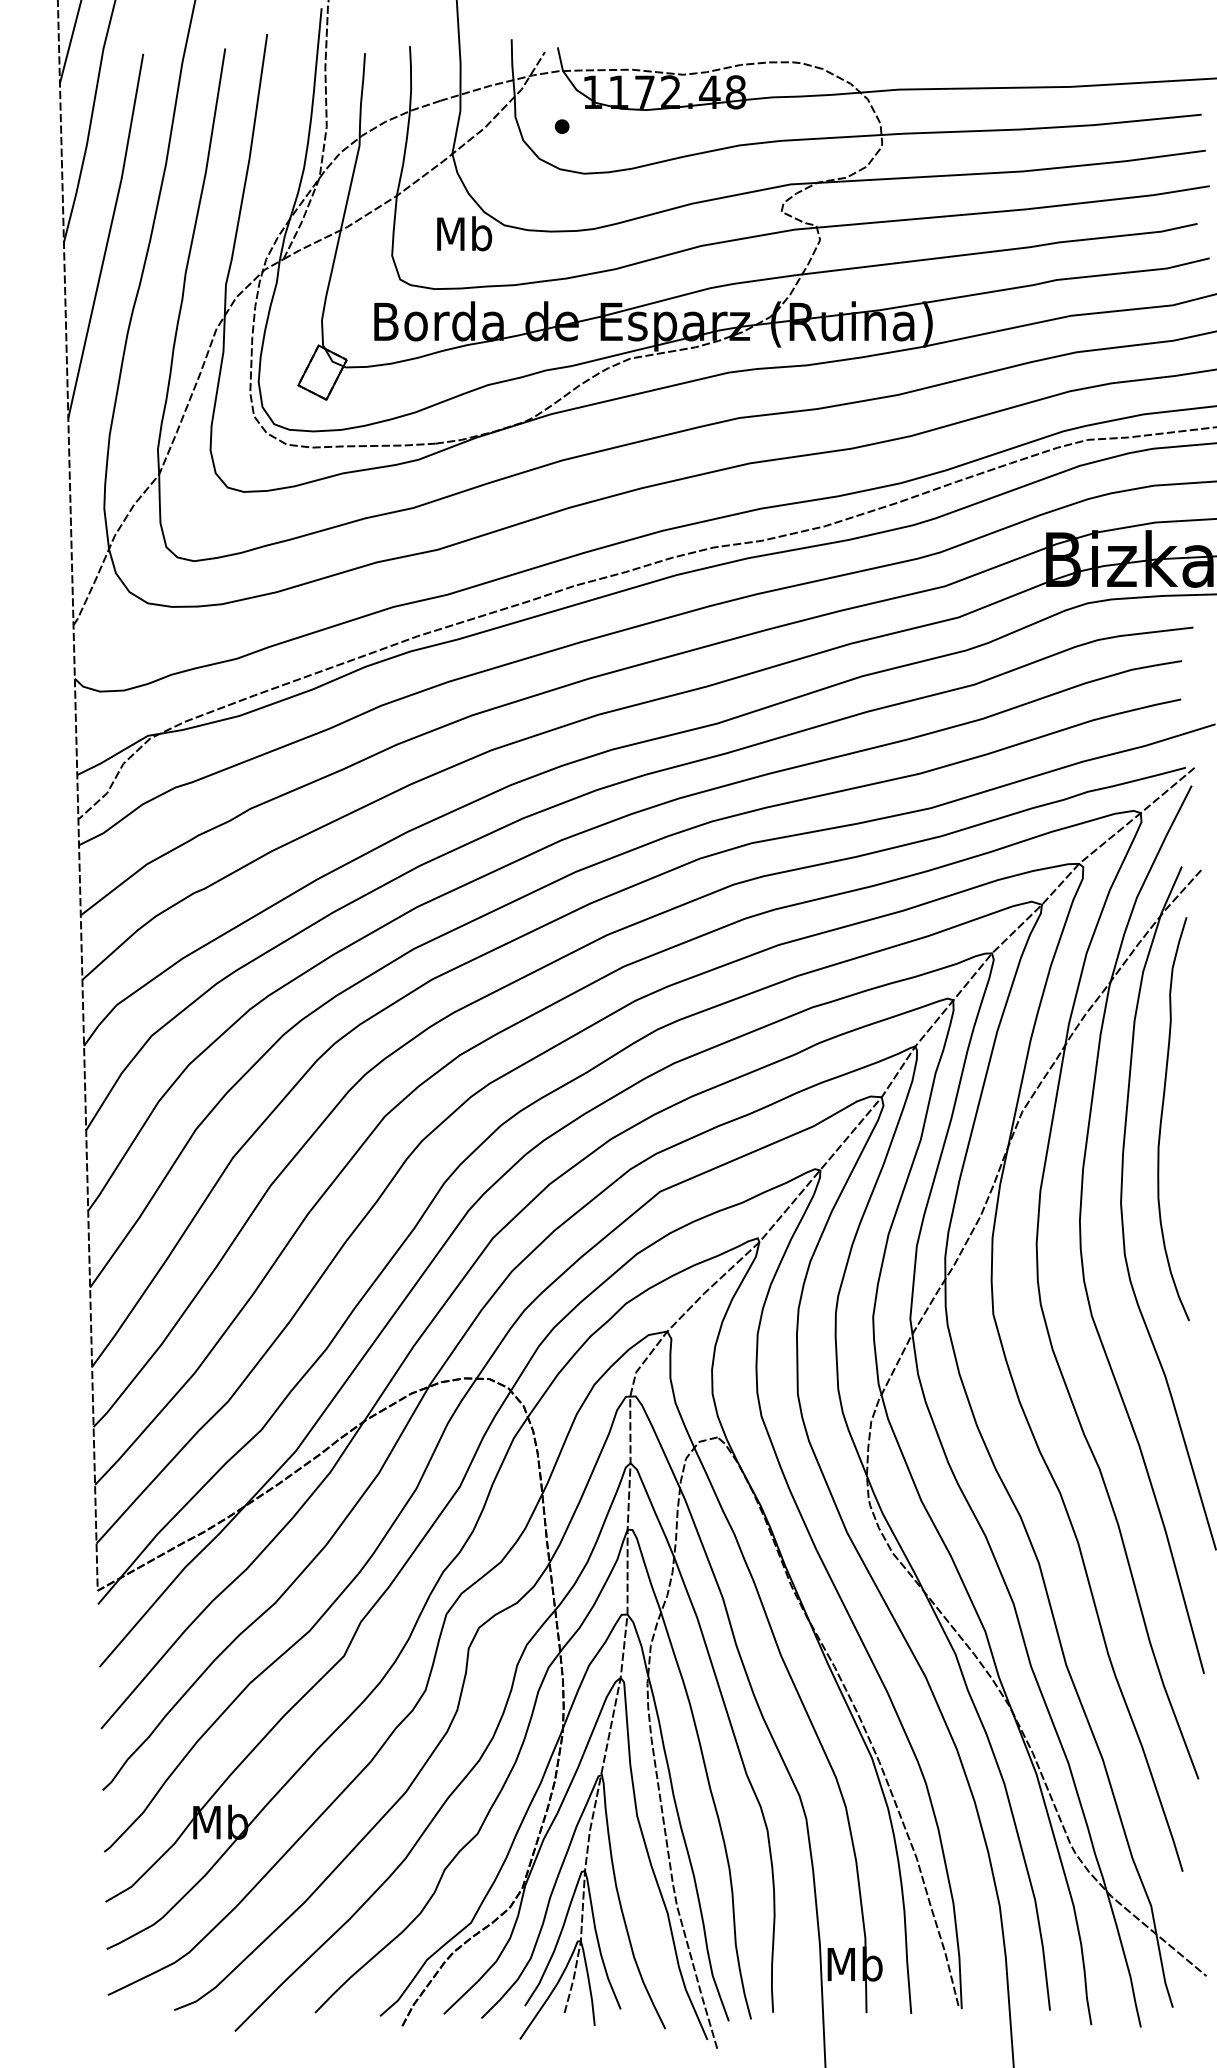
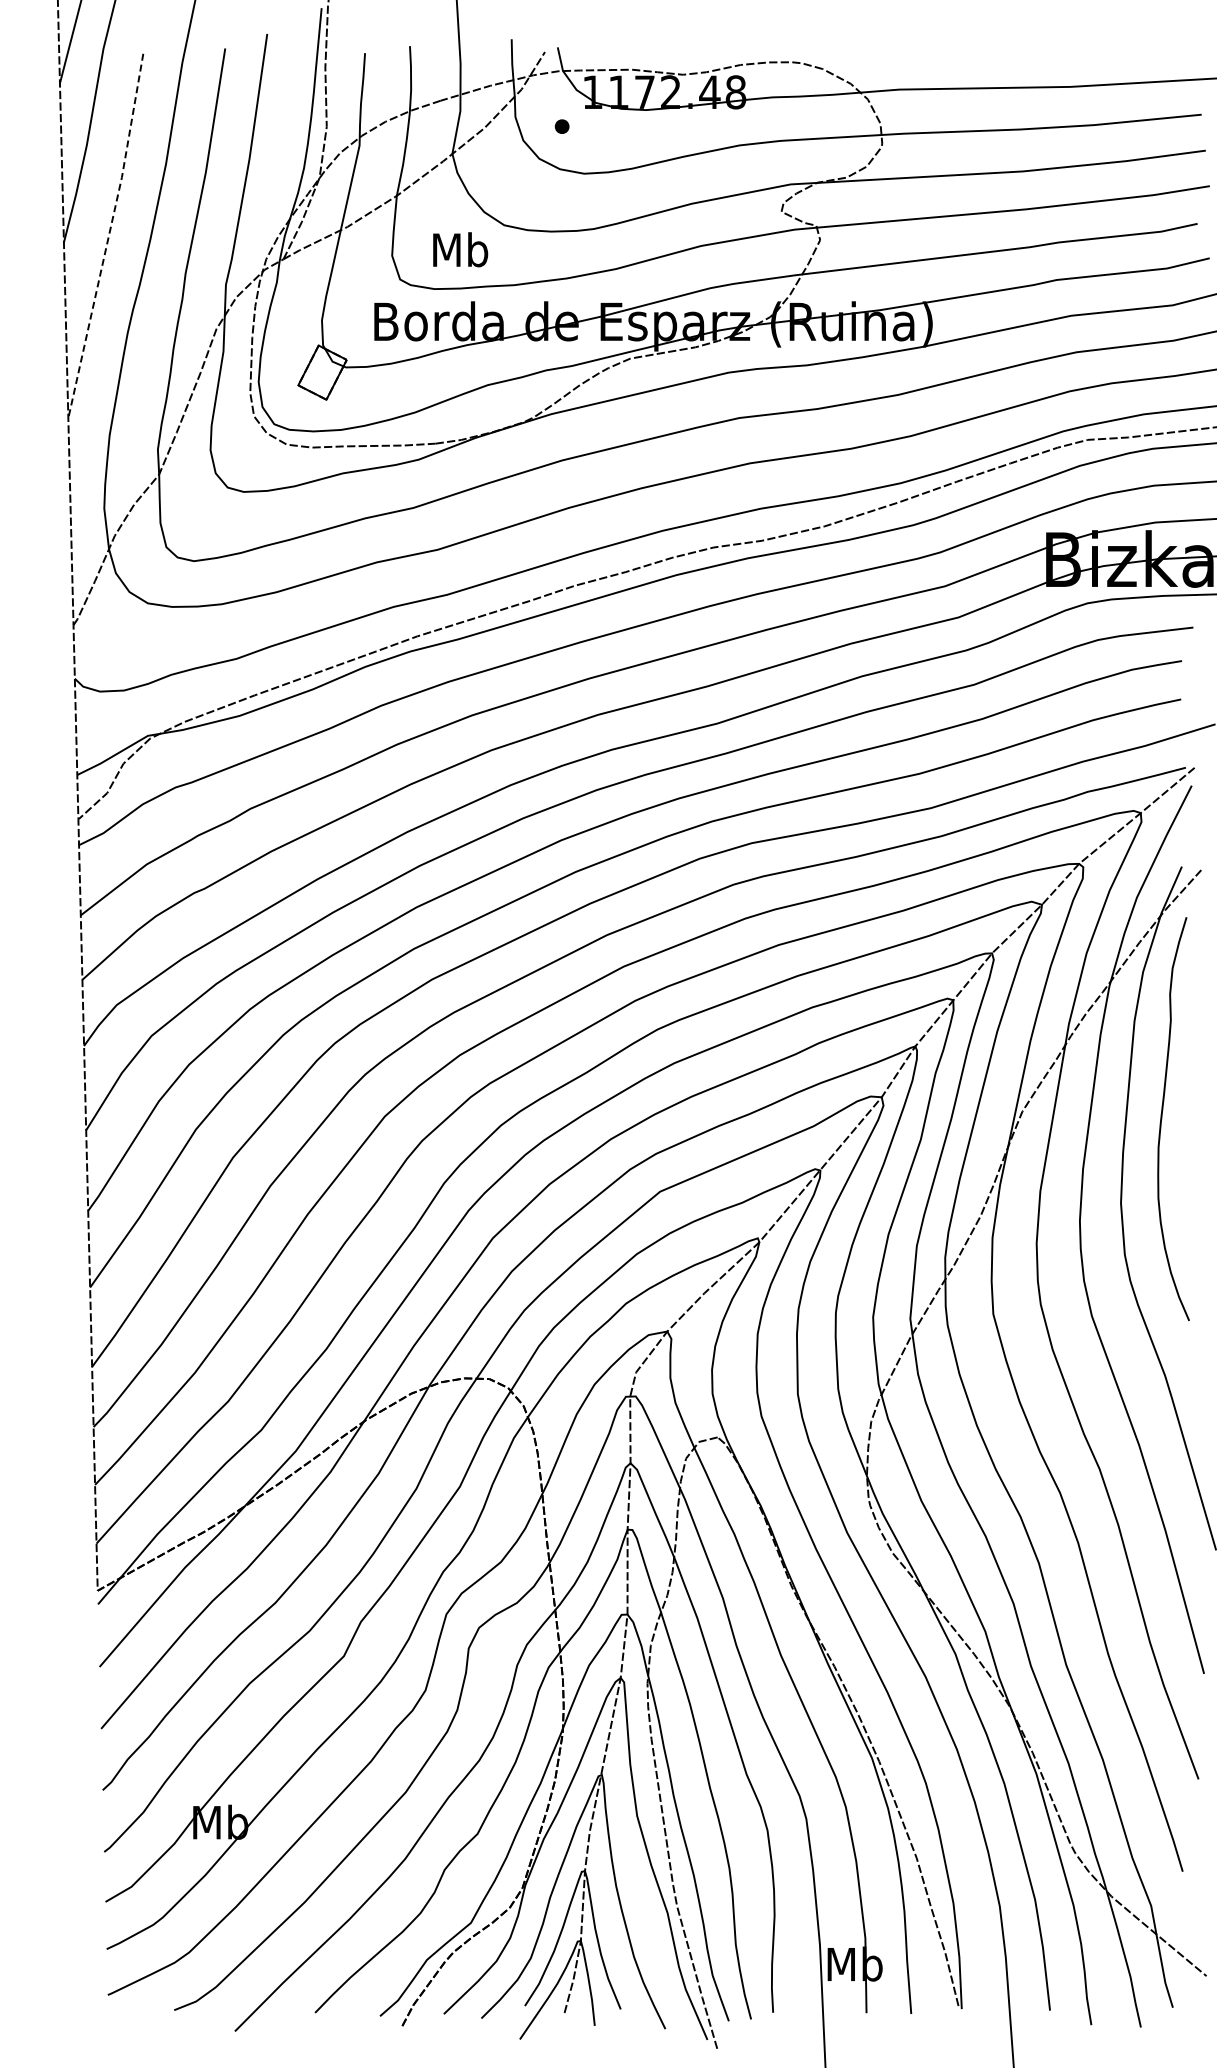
text position: (464, 233) -> (460, 249) (460, 249)
line: solid -> dashed (108, 236)
